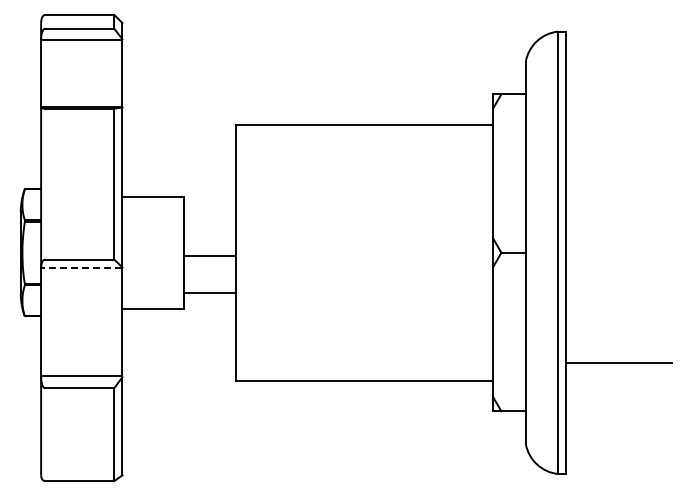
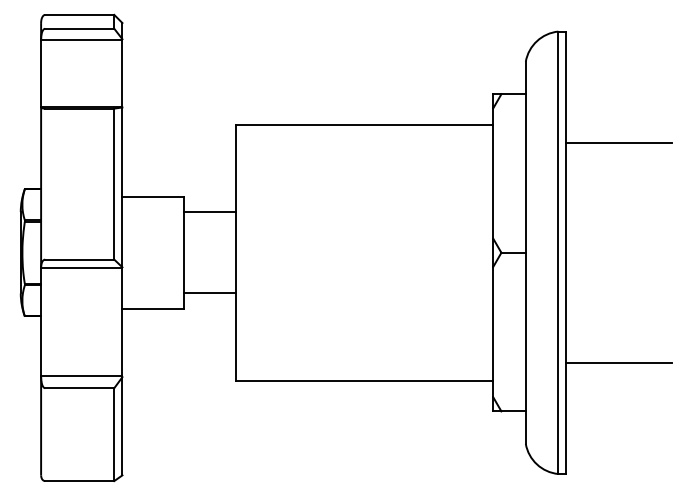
line: none -> present (619, 143)
line position: (210, 256) -> (210, 212) (210, 212)
line: dashed -> solid (81, 267)
